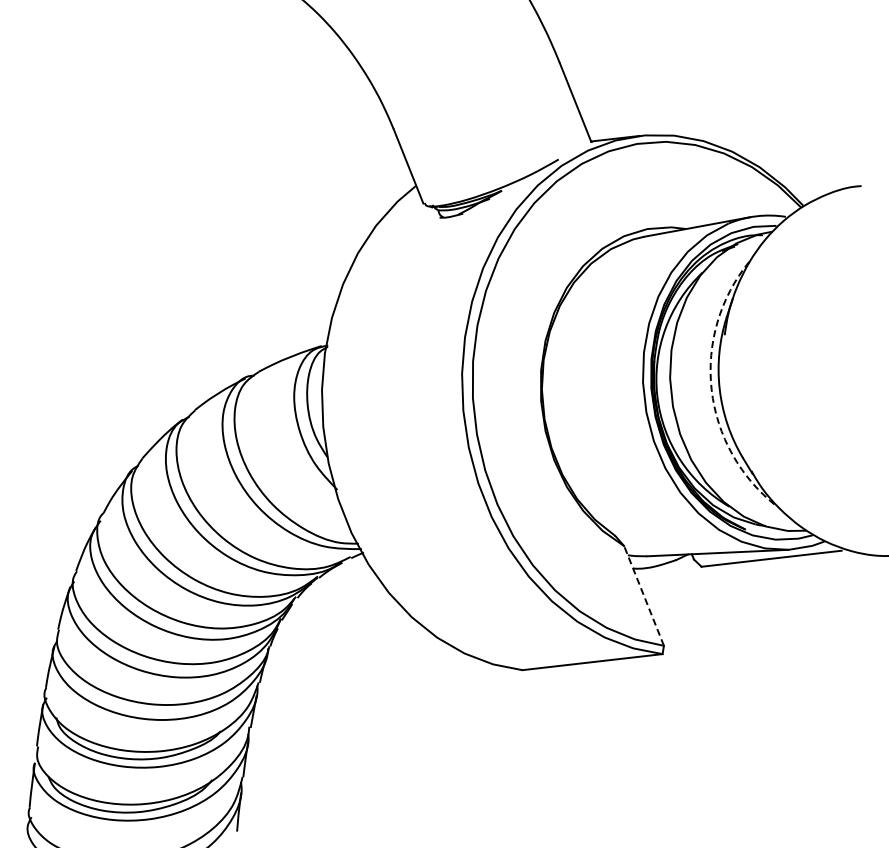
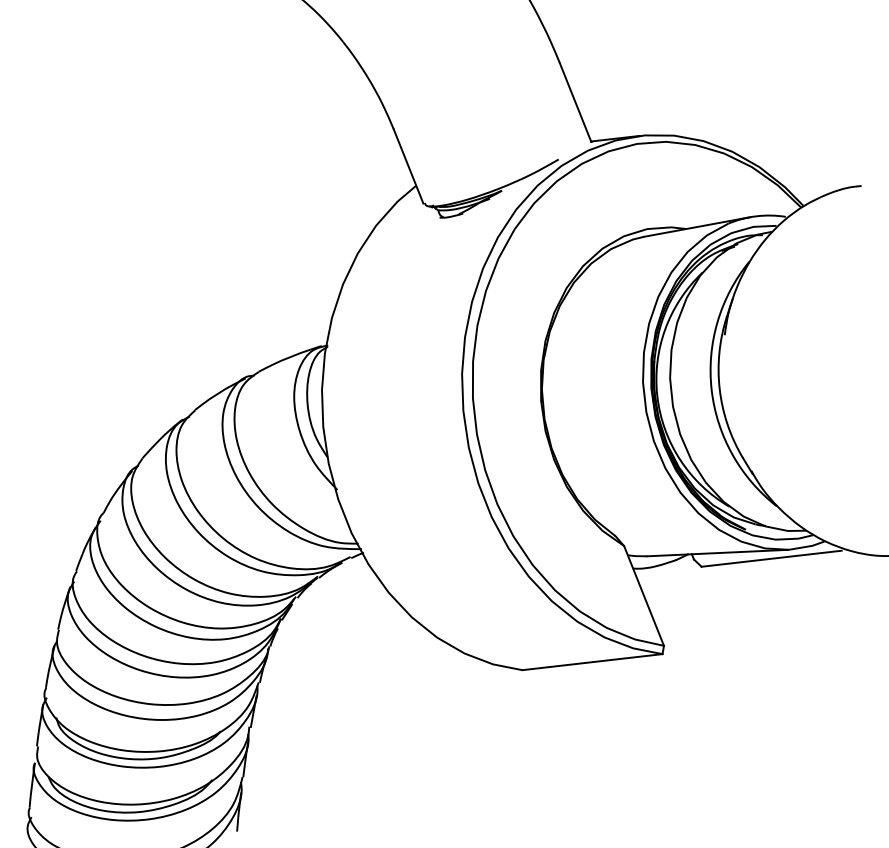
arc: dashed -> solid (711, 389)
line: dashed -> solid (644, 595)
